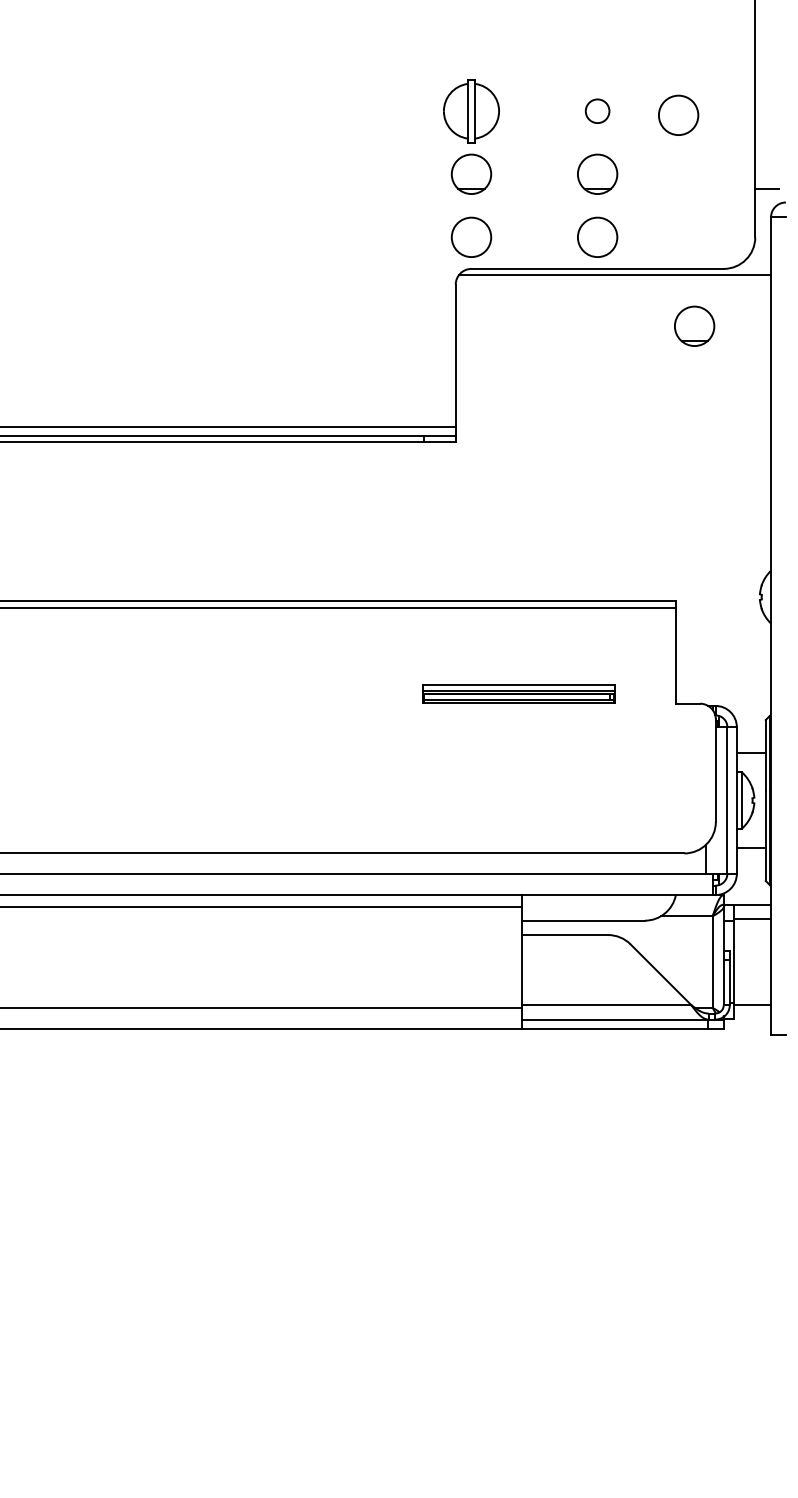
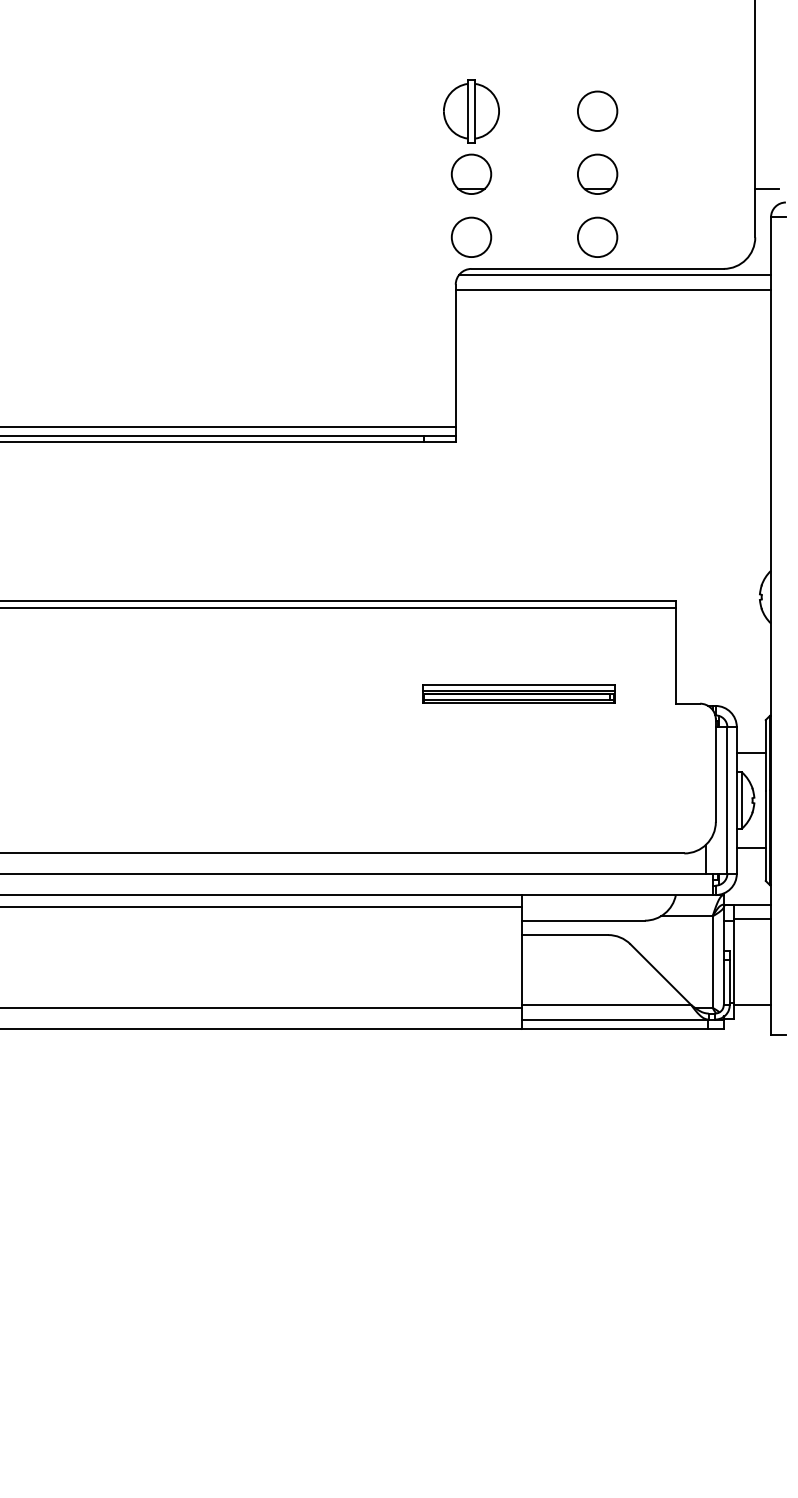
circle diameter: 24 px -> 39 px (597, 110)
circle: present -> none (678, 114)
line: none -> present (613, 289)
part: present -> none (694, 325)
